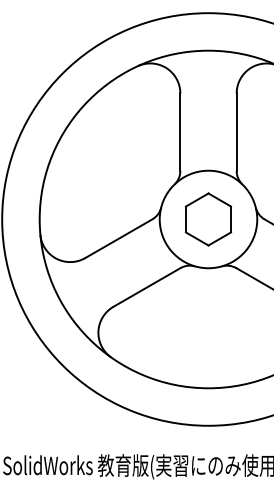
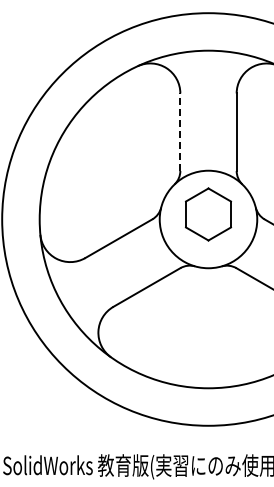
line: solid -> dashed (180, 132)
part position: (208, 219) -> (208, 214) (208, 214)
